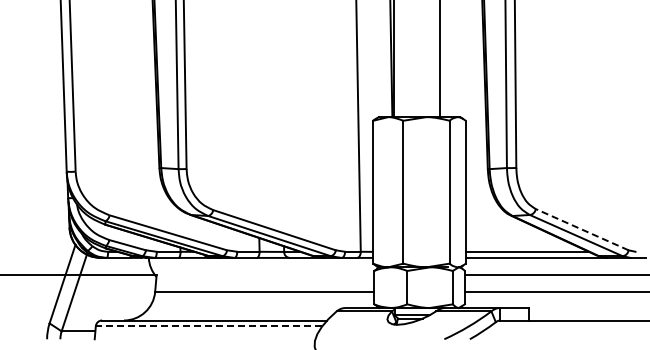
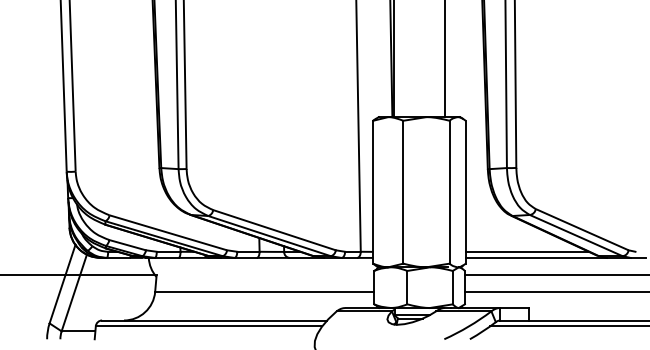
line position: (439, 59) -> (444, 59) (444, 59)
line: dashed -> solid (582, 229)
line: dashed -> solid (208, 326)
line: none -> present (568, 326)
